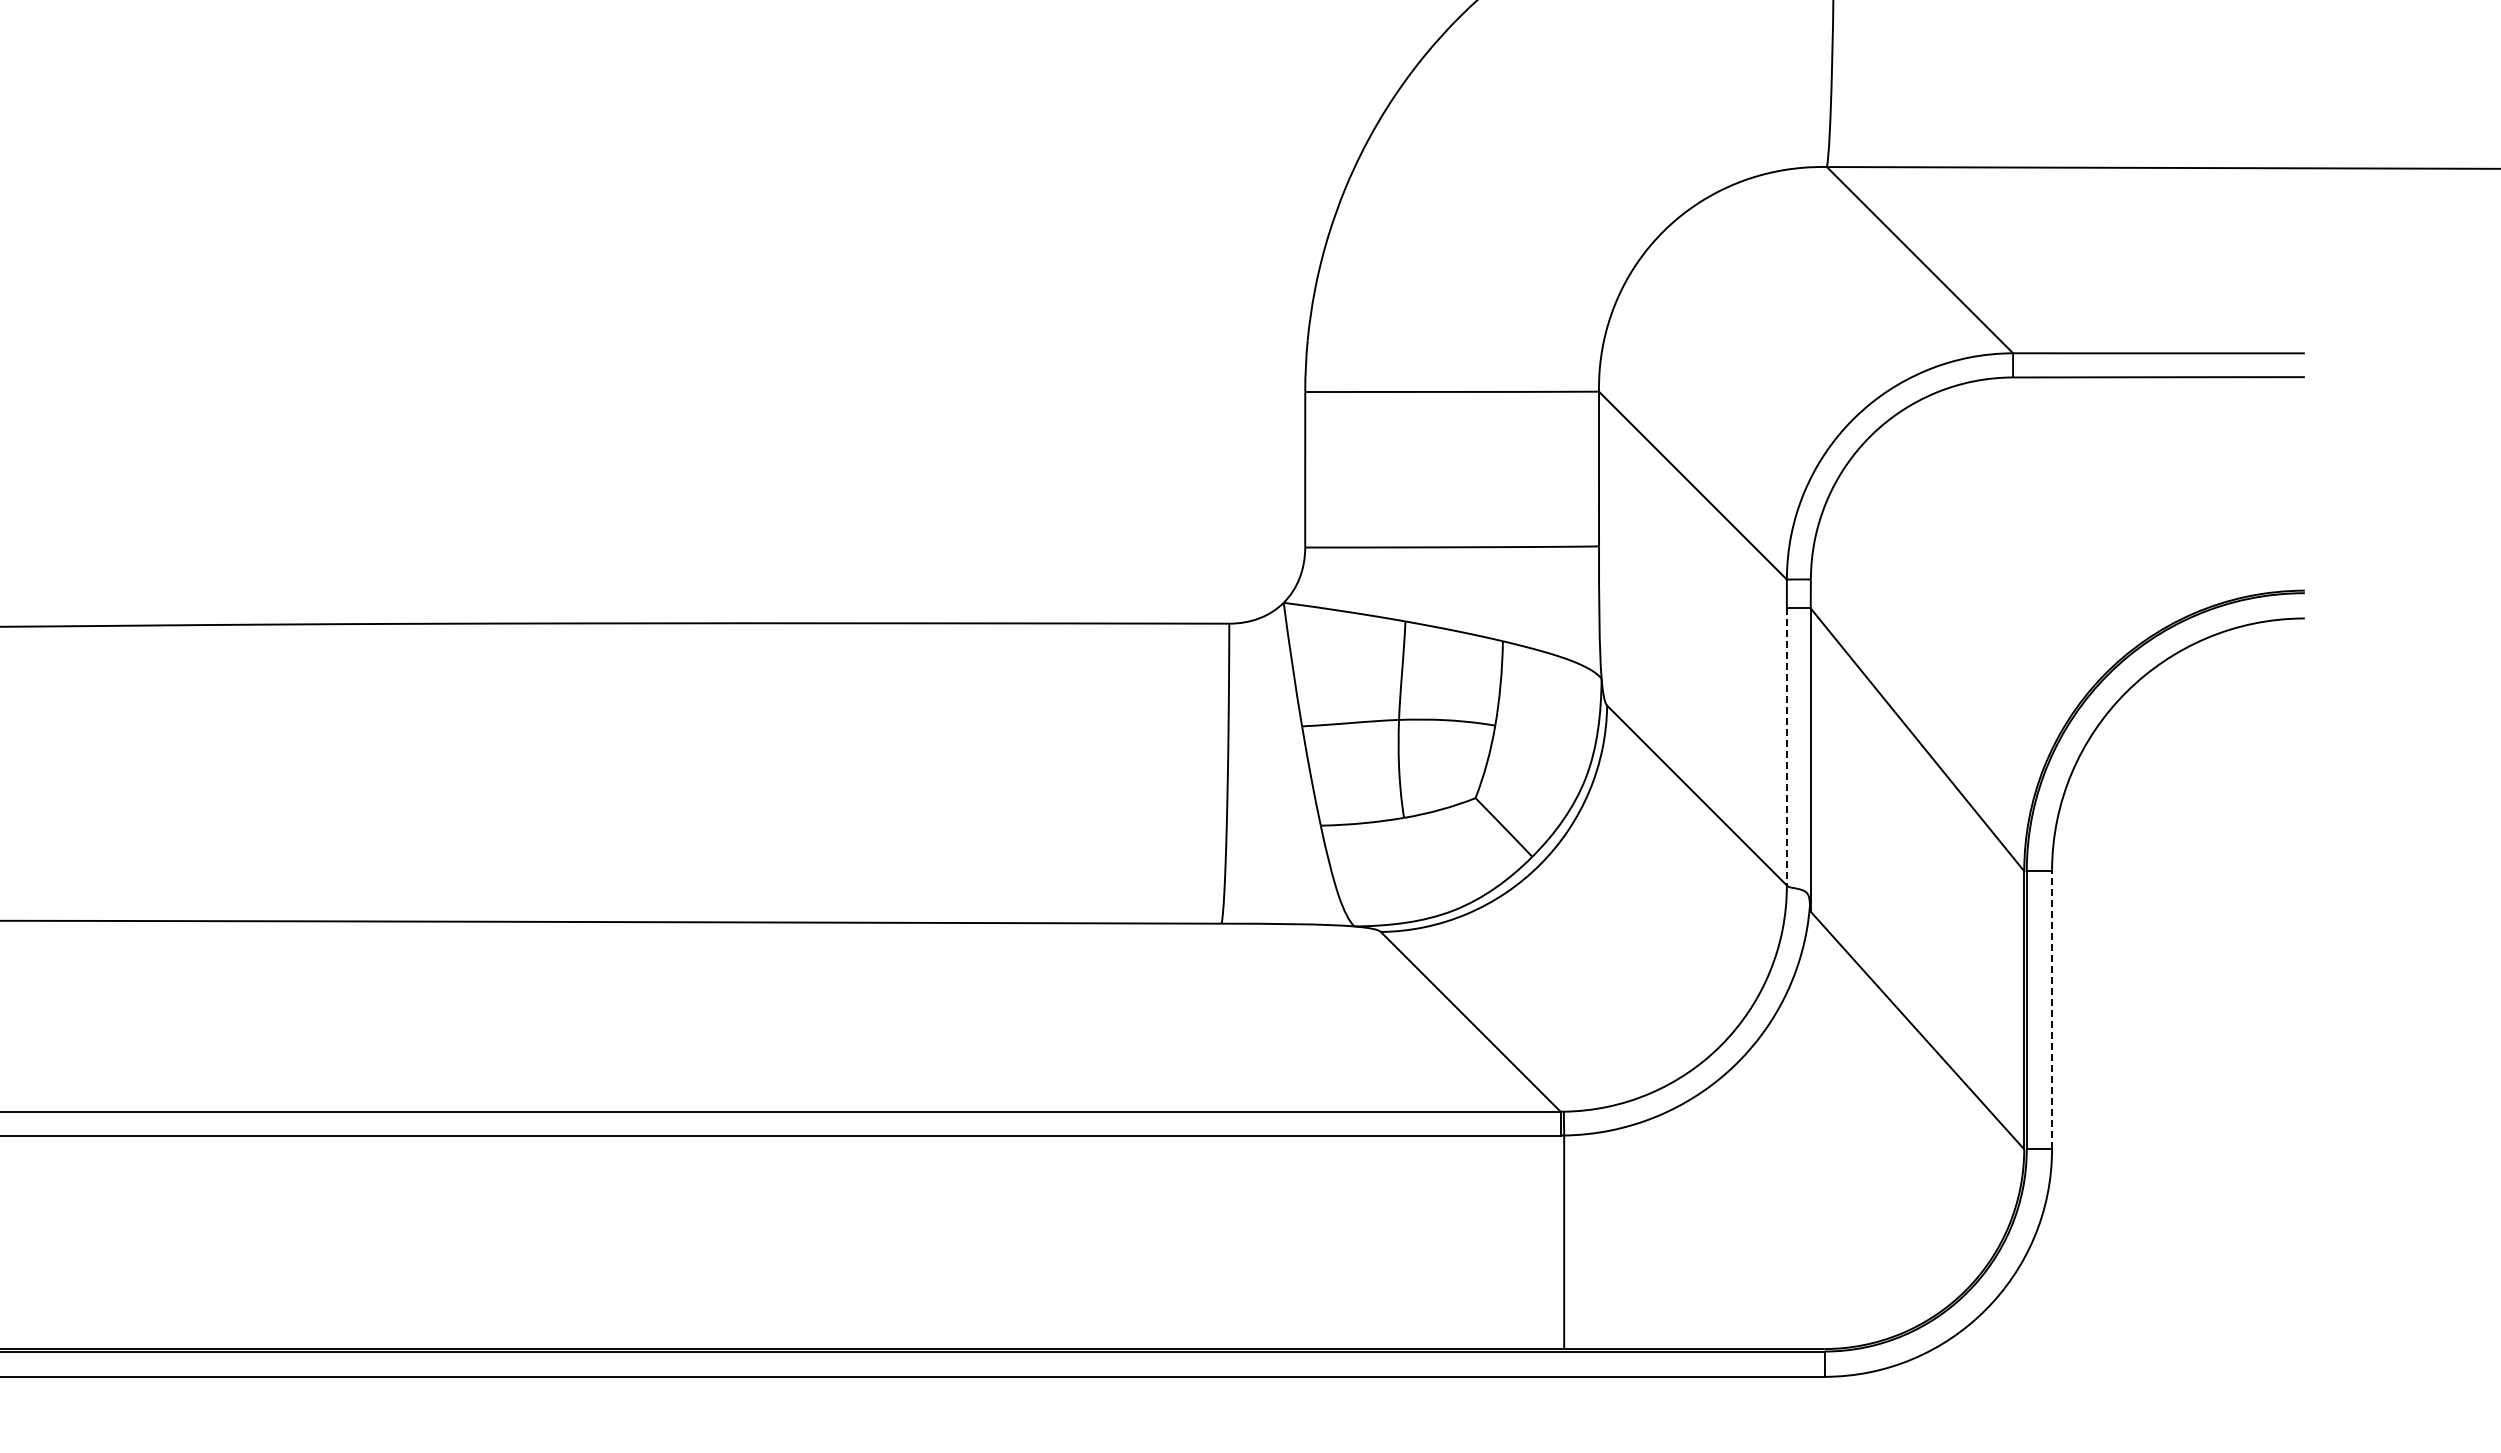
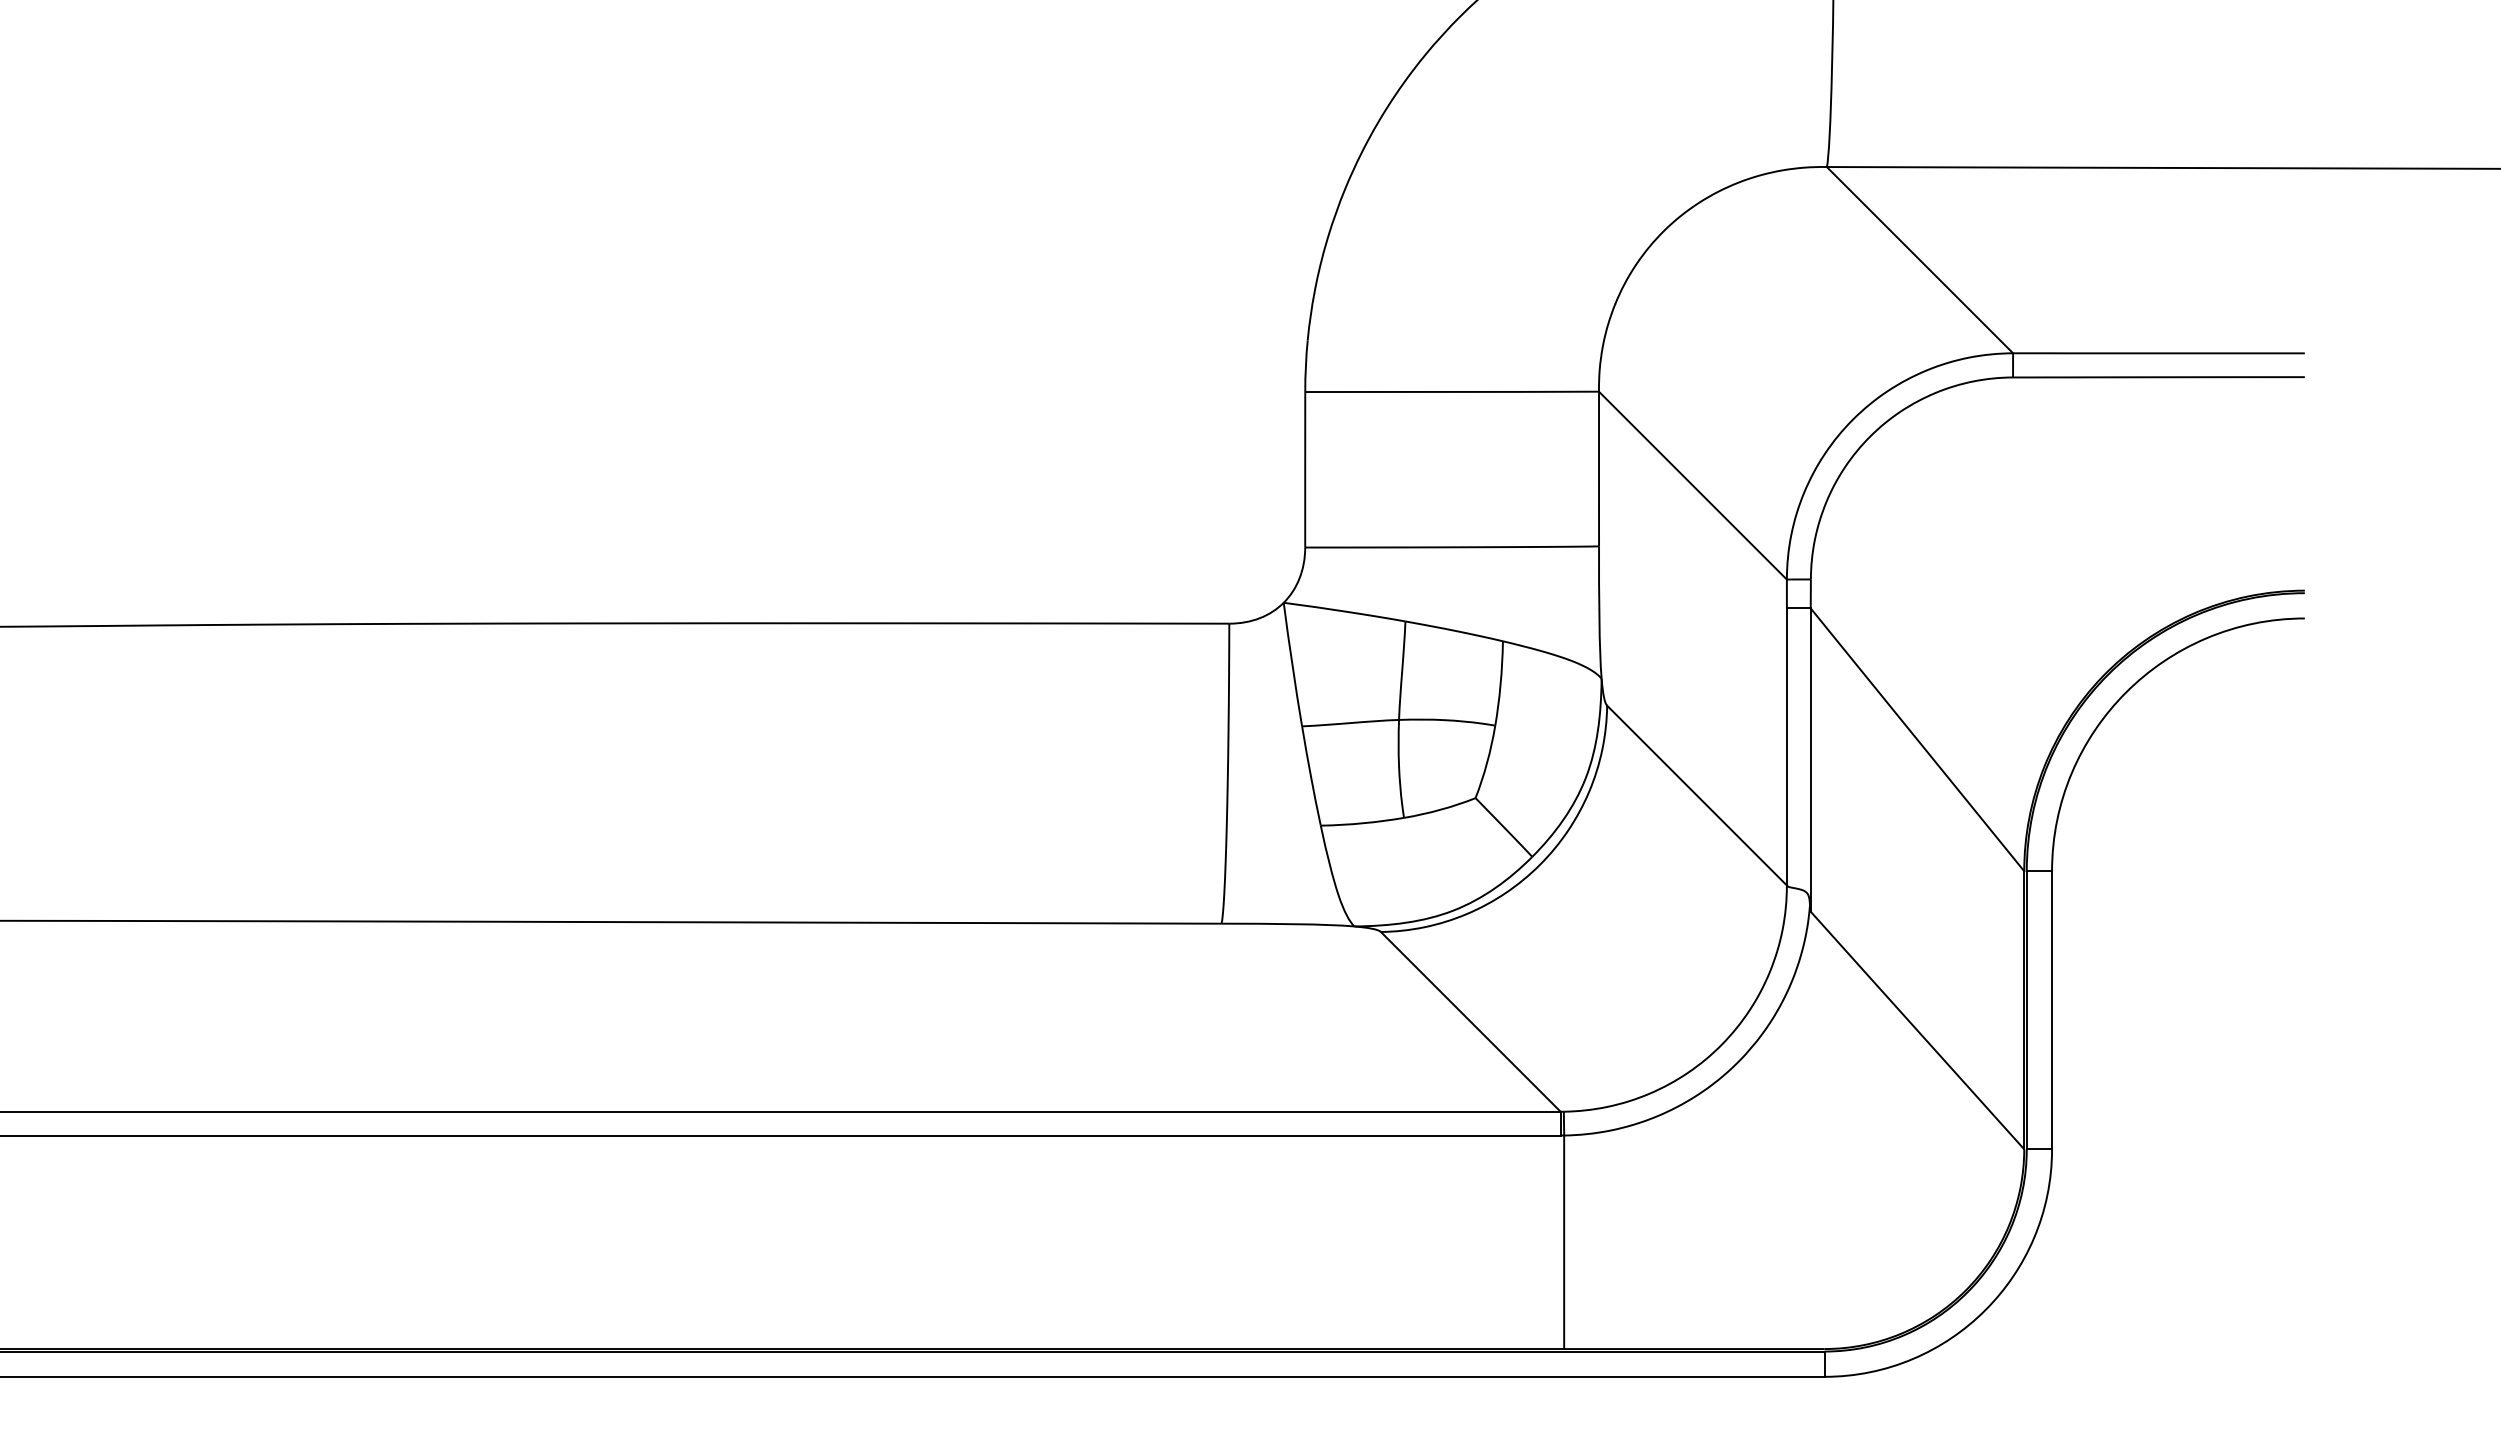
line: dashed -> solid (1786, 746)
line: dashed -> solid (2052, 1009)
